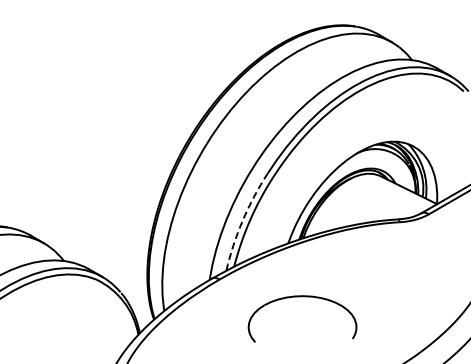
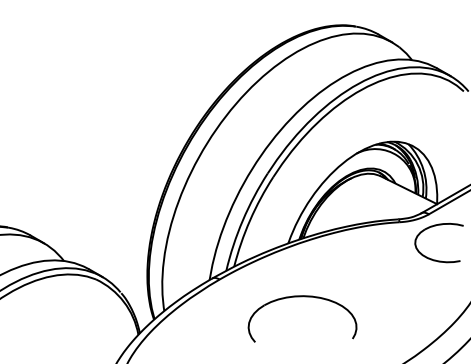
arc: dashed -> solid (242, 220)
part: none -> present (432, 258)
